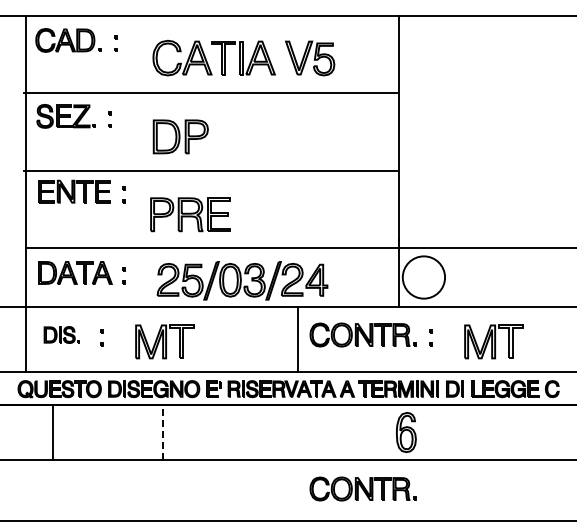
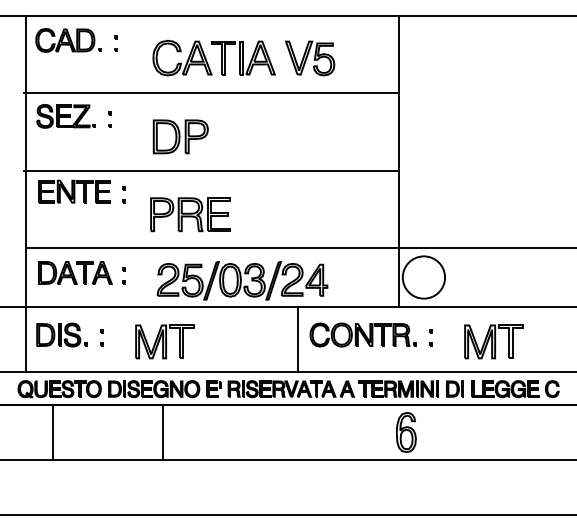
part size: 37x18 px -> 52x26 px (61, 334)
line: dashed -> solid (162, 432)
part: present -> none (362, 488)
line position: (287, 521) -> (287, 515) (287, 515)
